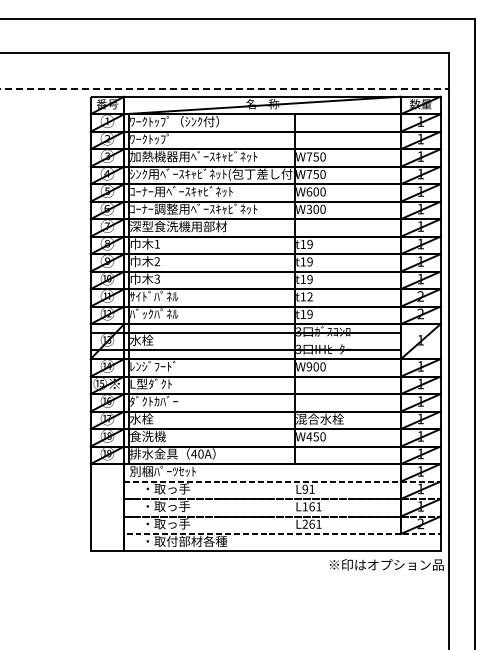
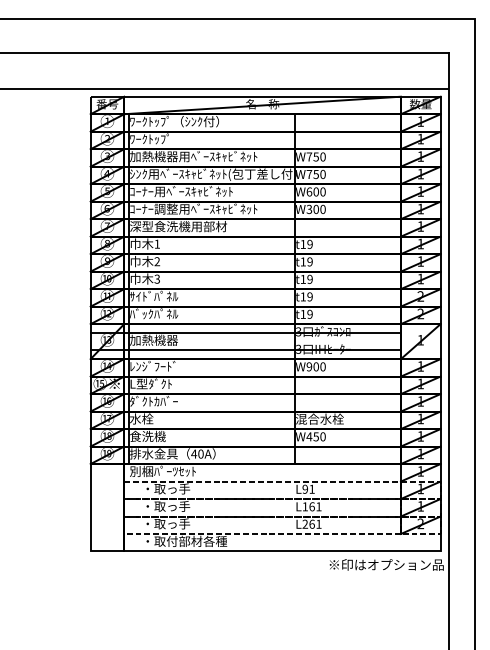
line: dashed -> solid (225, 88)
text: t12 -> t19 (309, 297)
text: 水栓 -> 加熱機器 (153, 339)
